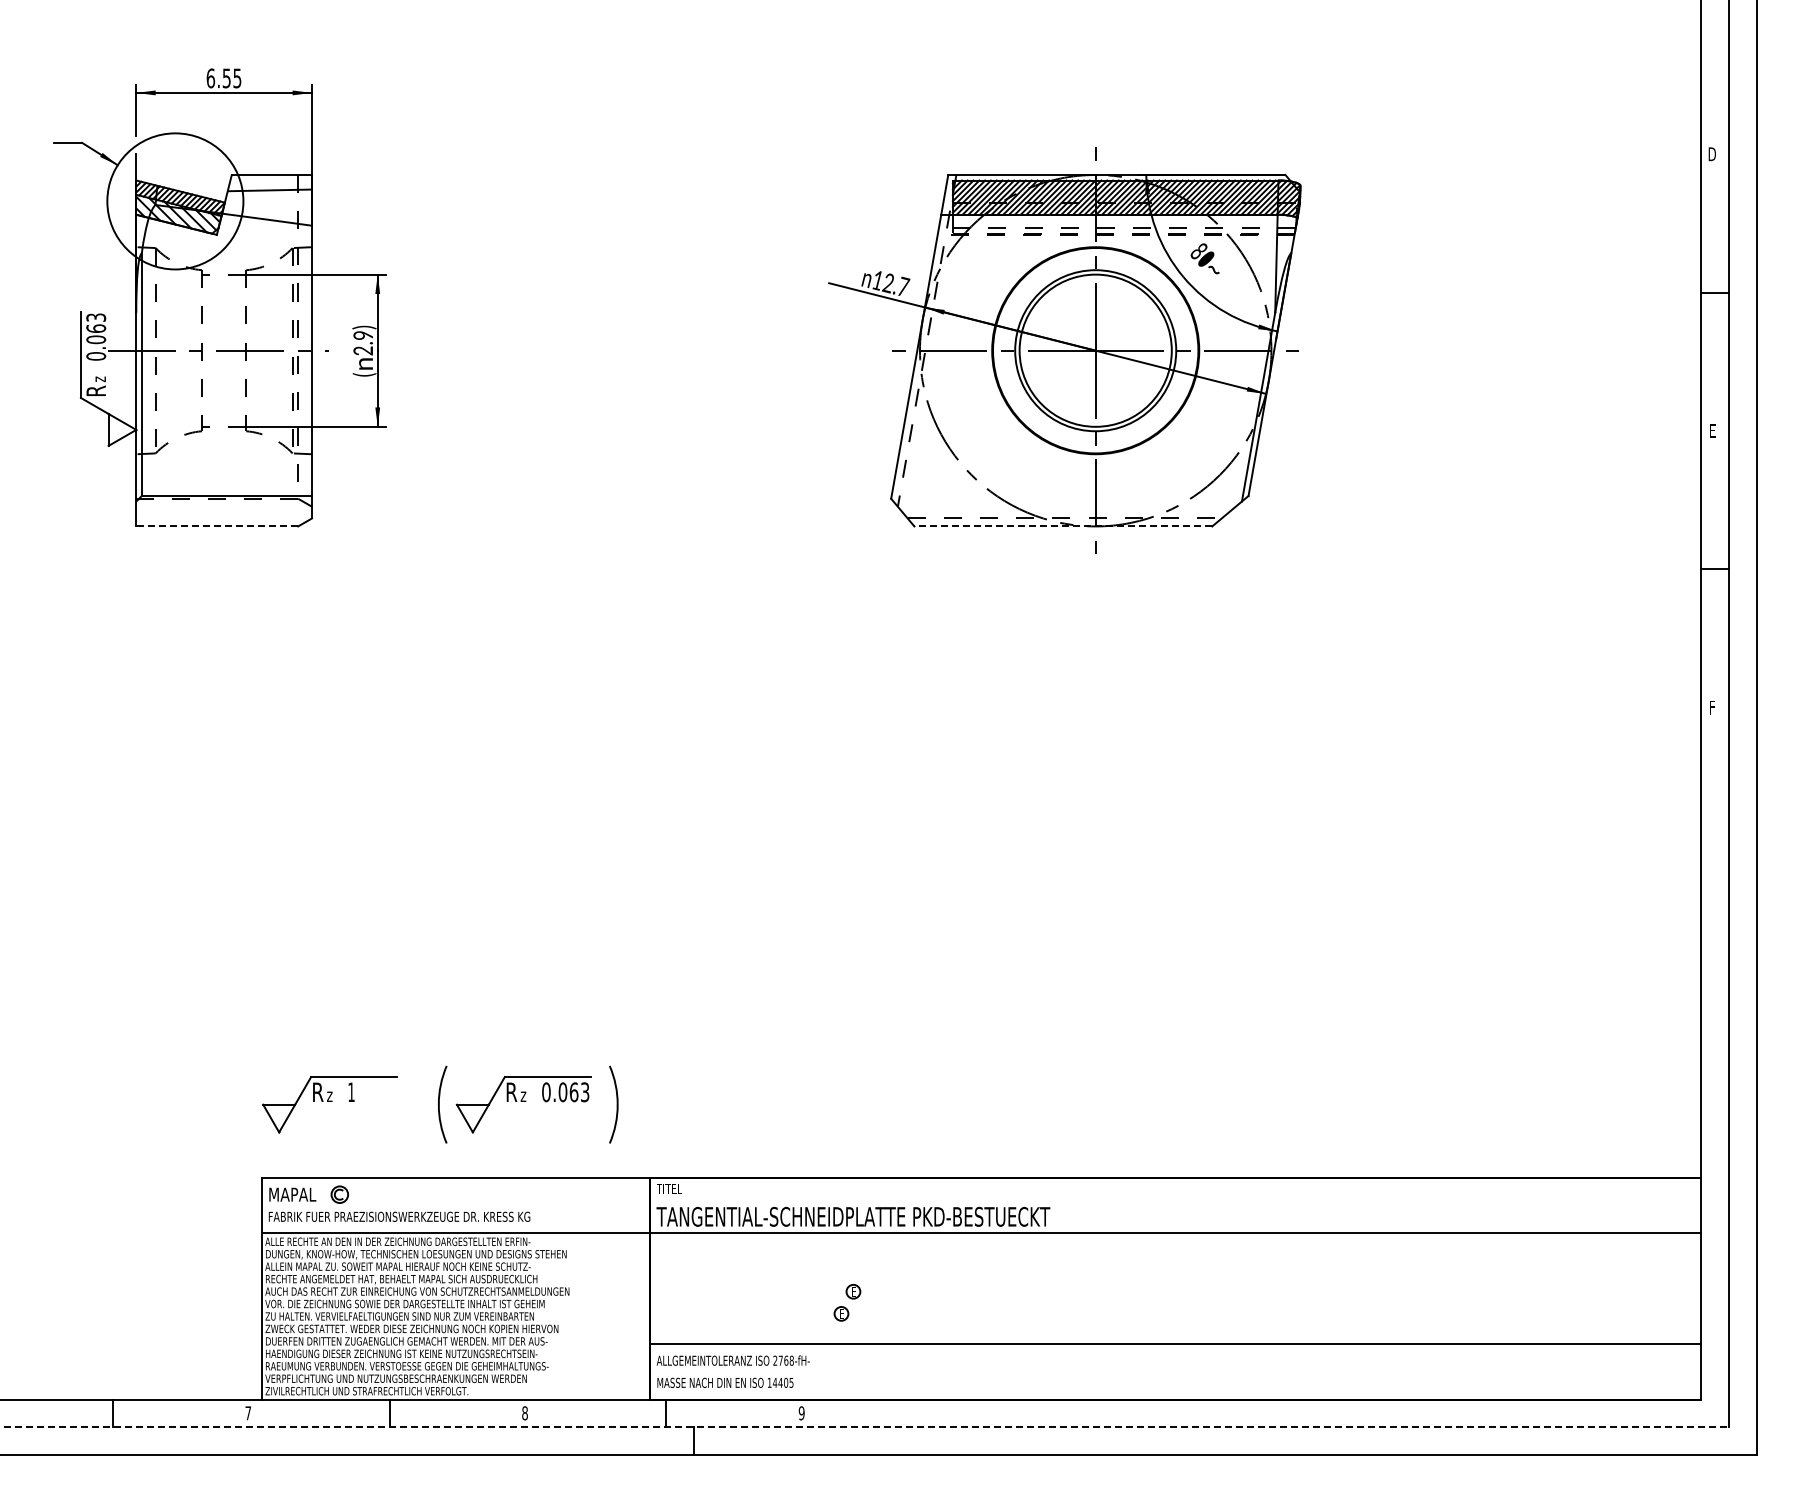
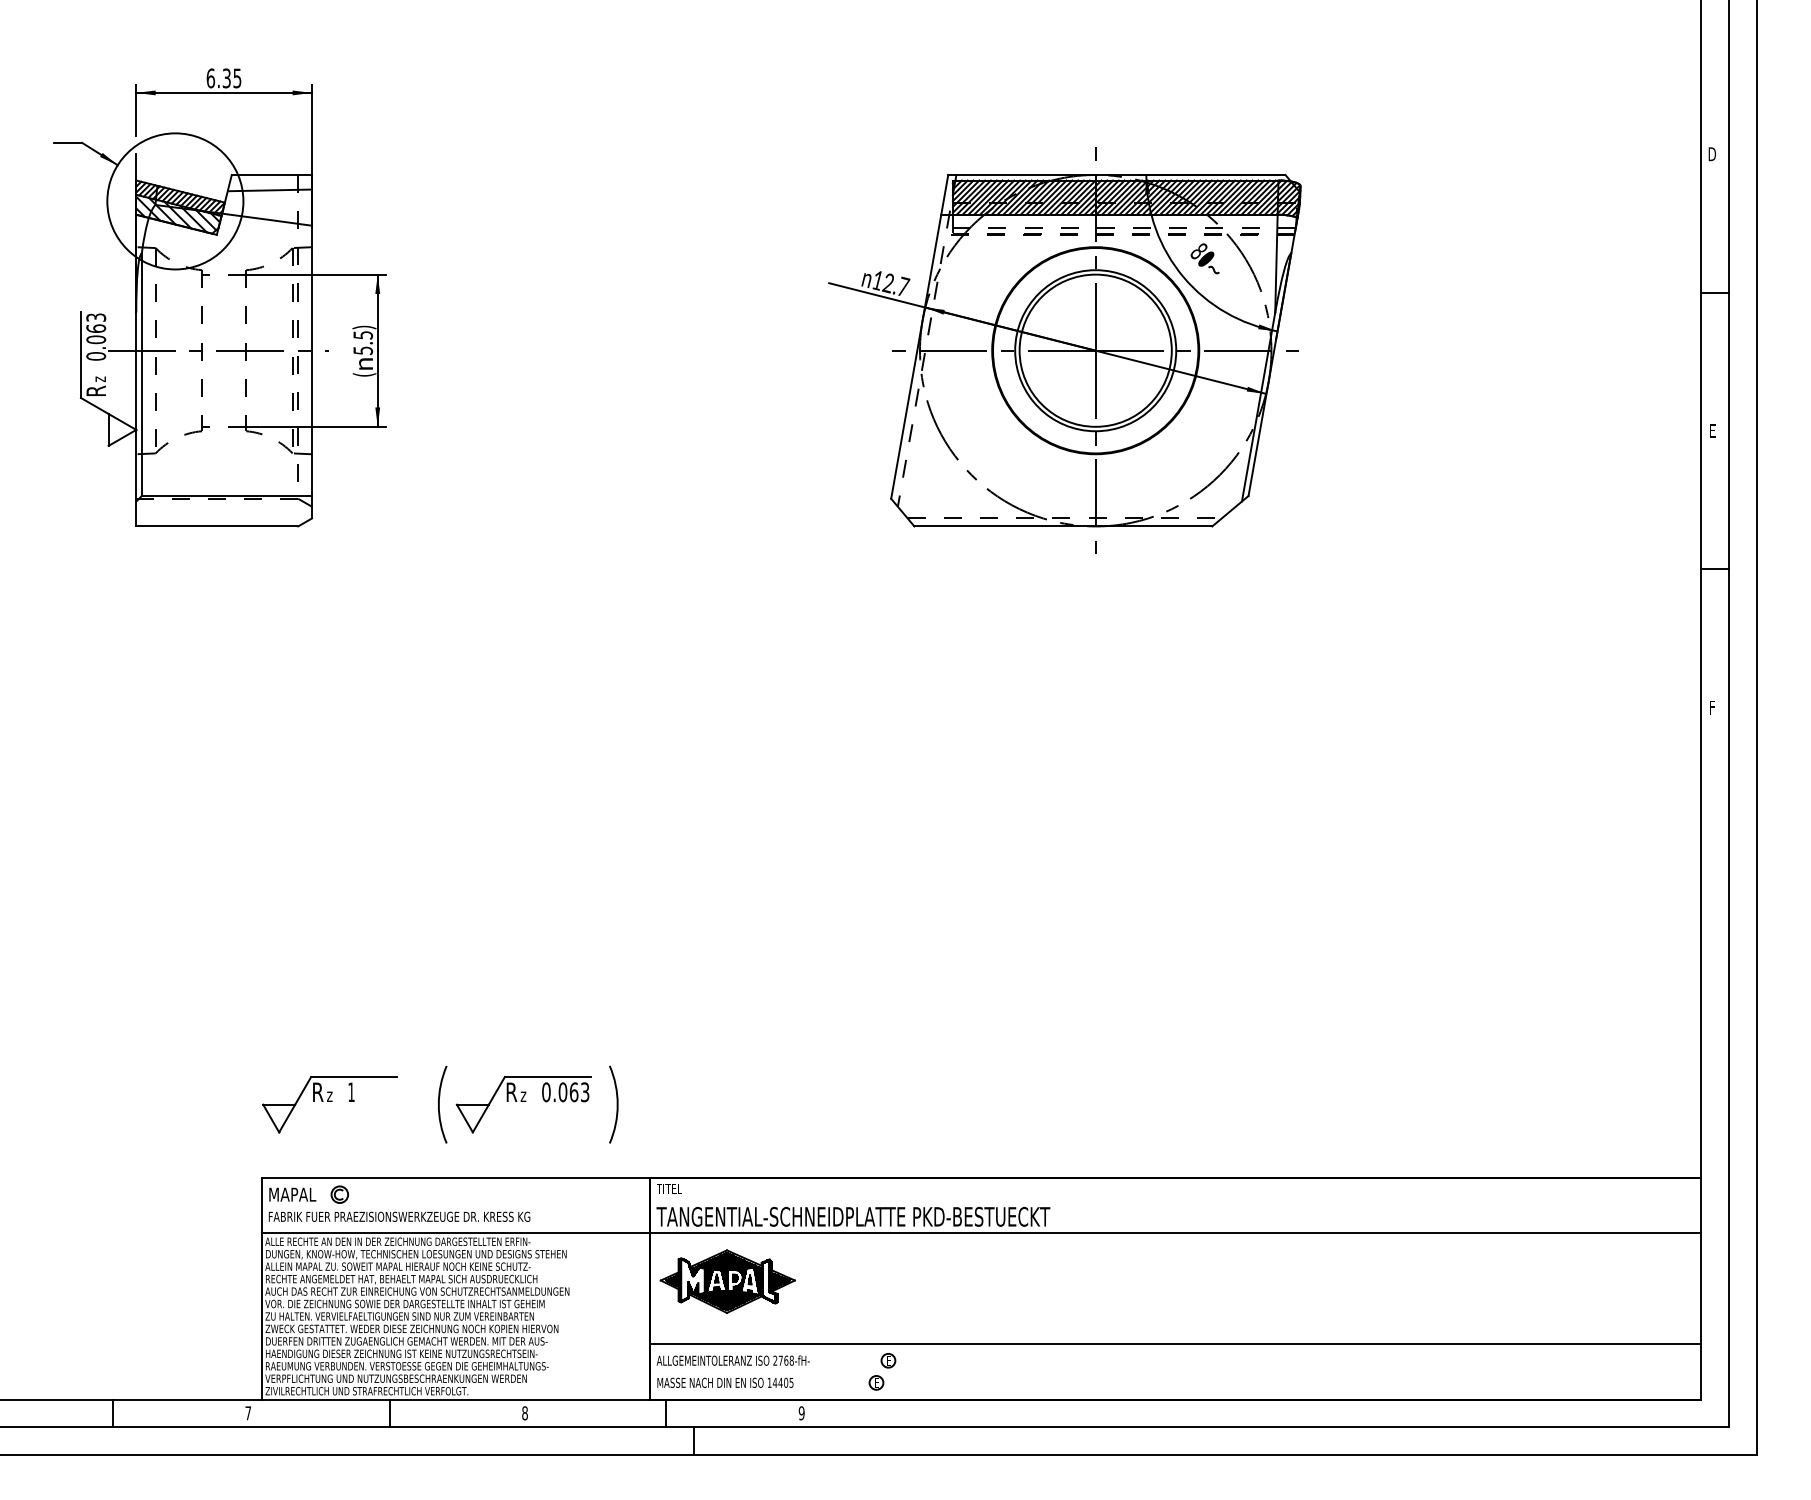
text: 6.55 -> 6.35 (226, 77)
text: 2.9) -> 5.5) (363, 343)
line: dashed -> solid (217, 526)
line: dashed -> solid (1063, 526)
part: none -> present (727, 1281)
part position: (847, 1302) -> (882, 1371) (882, 1371)
line: dashed -> solid (865, 1427)
